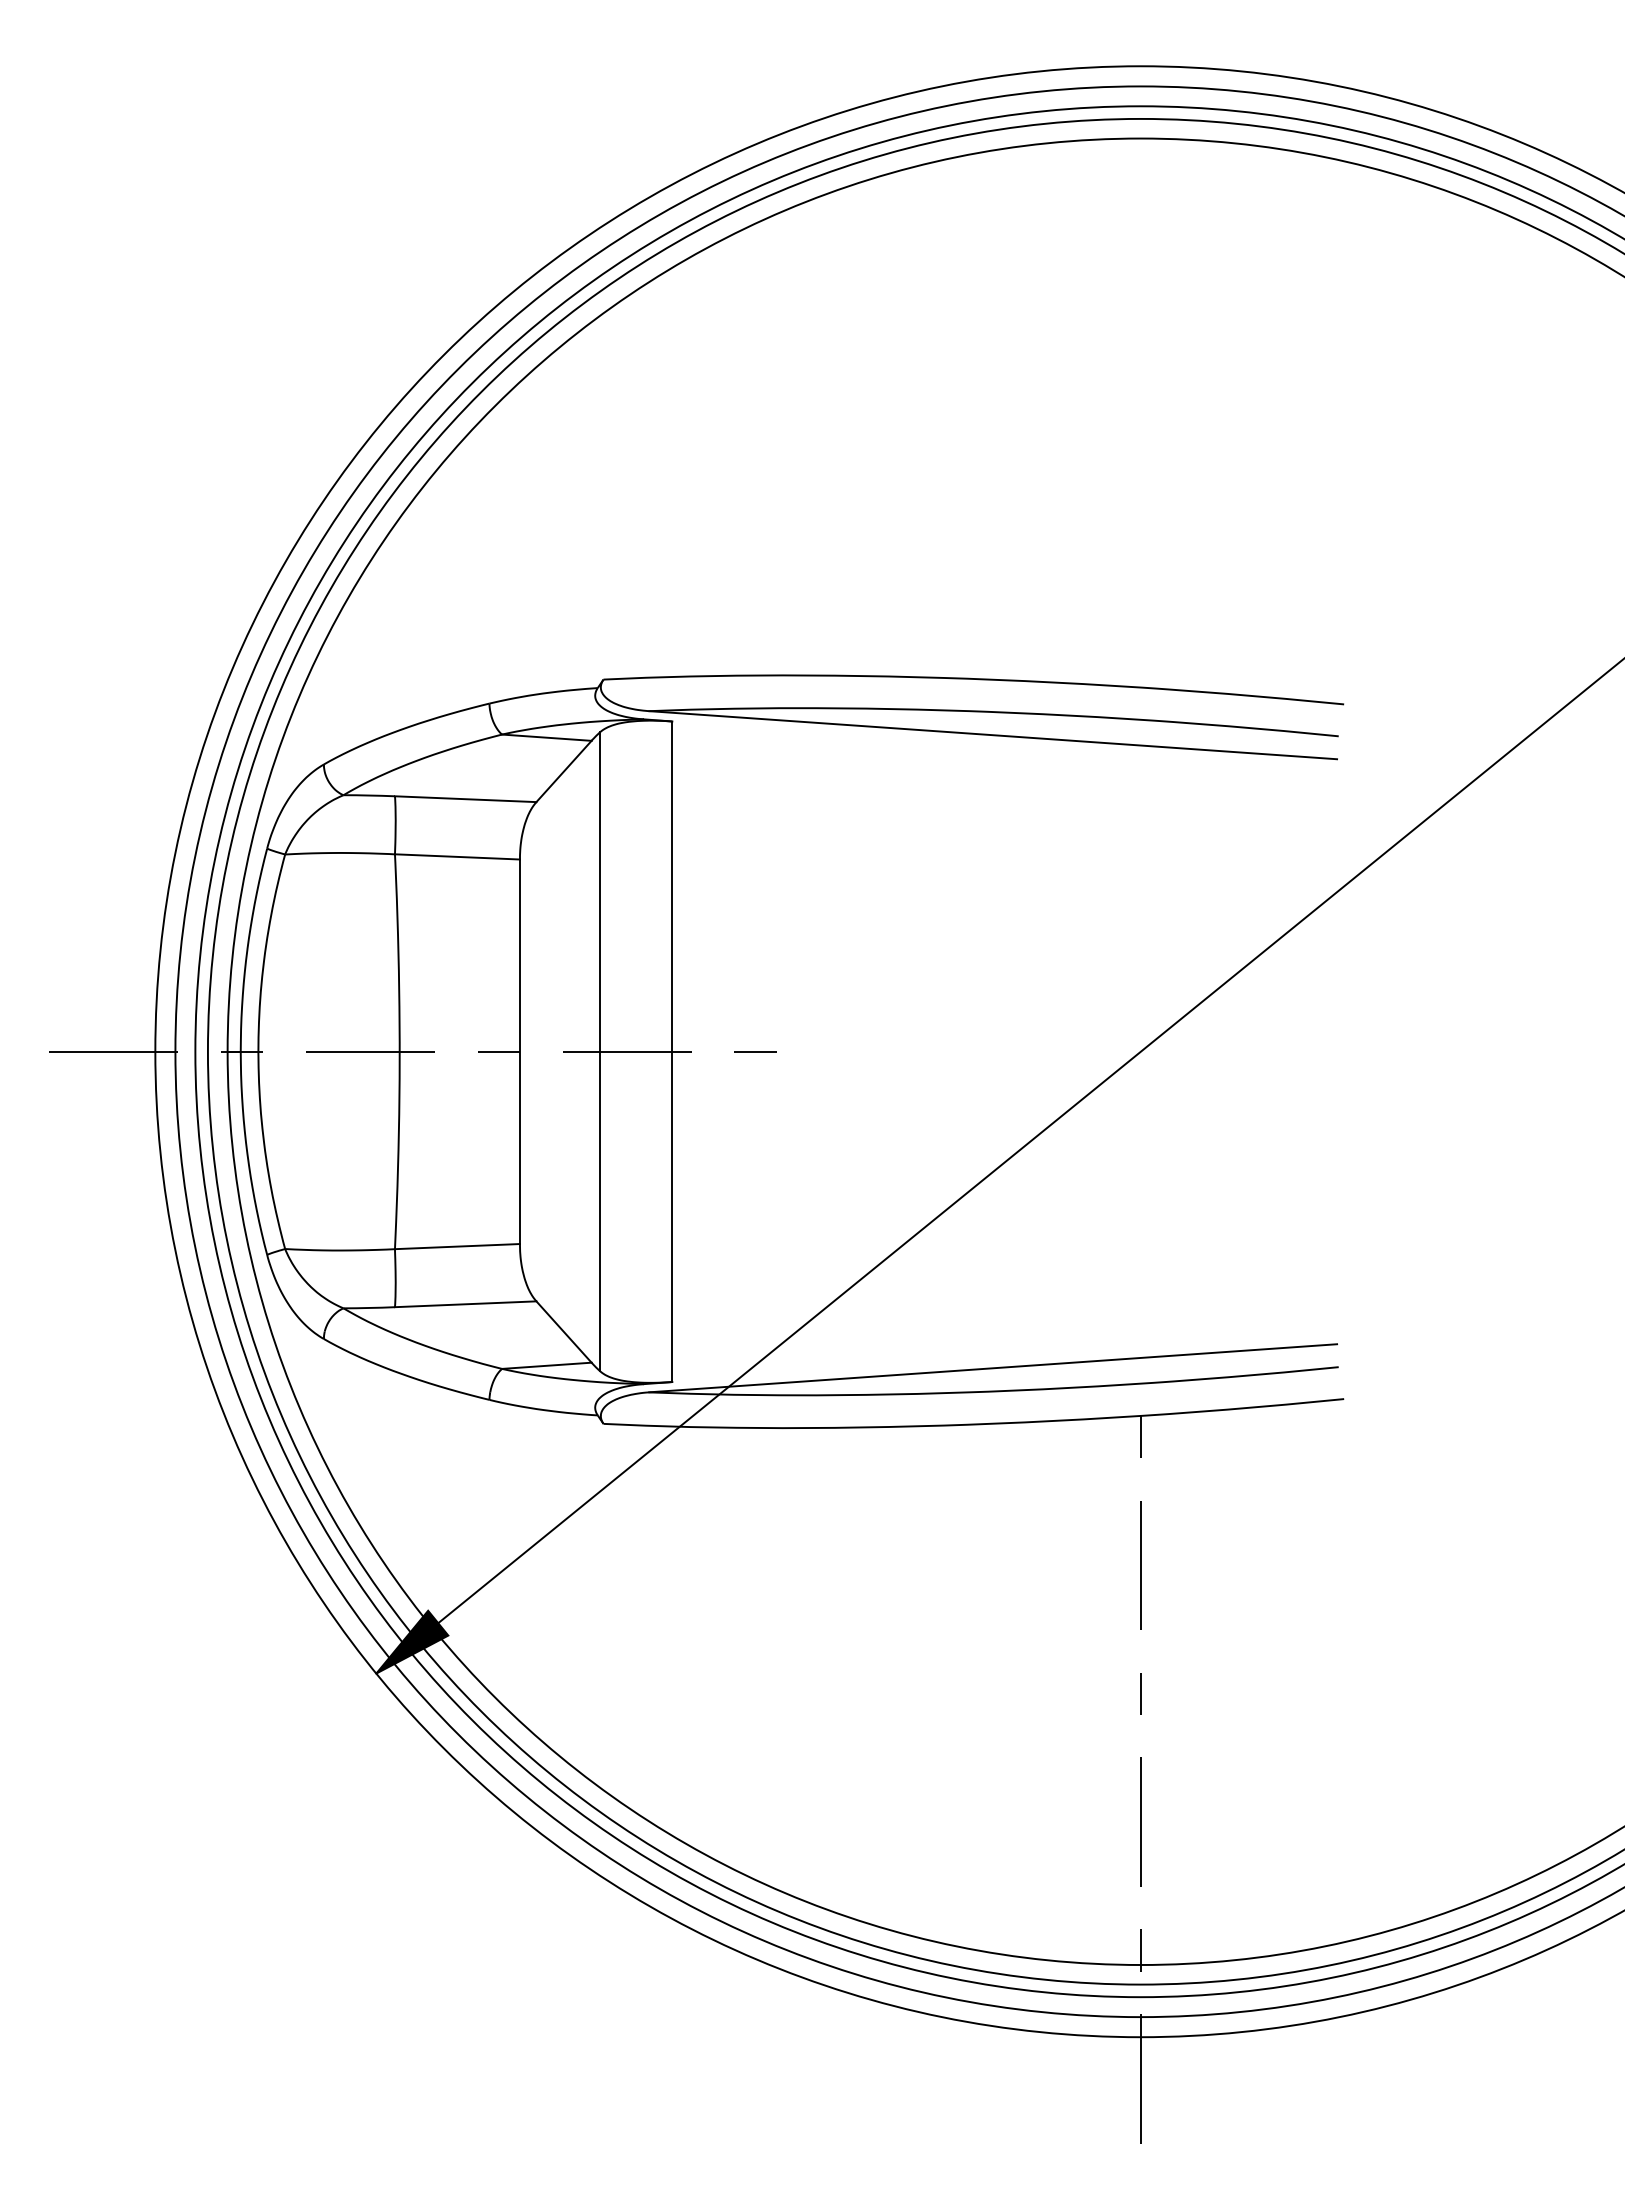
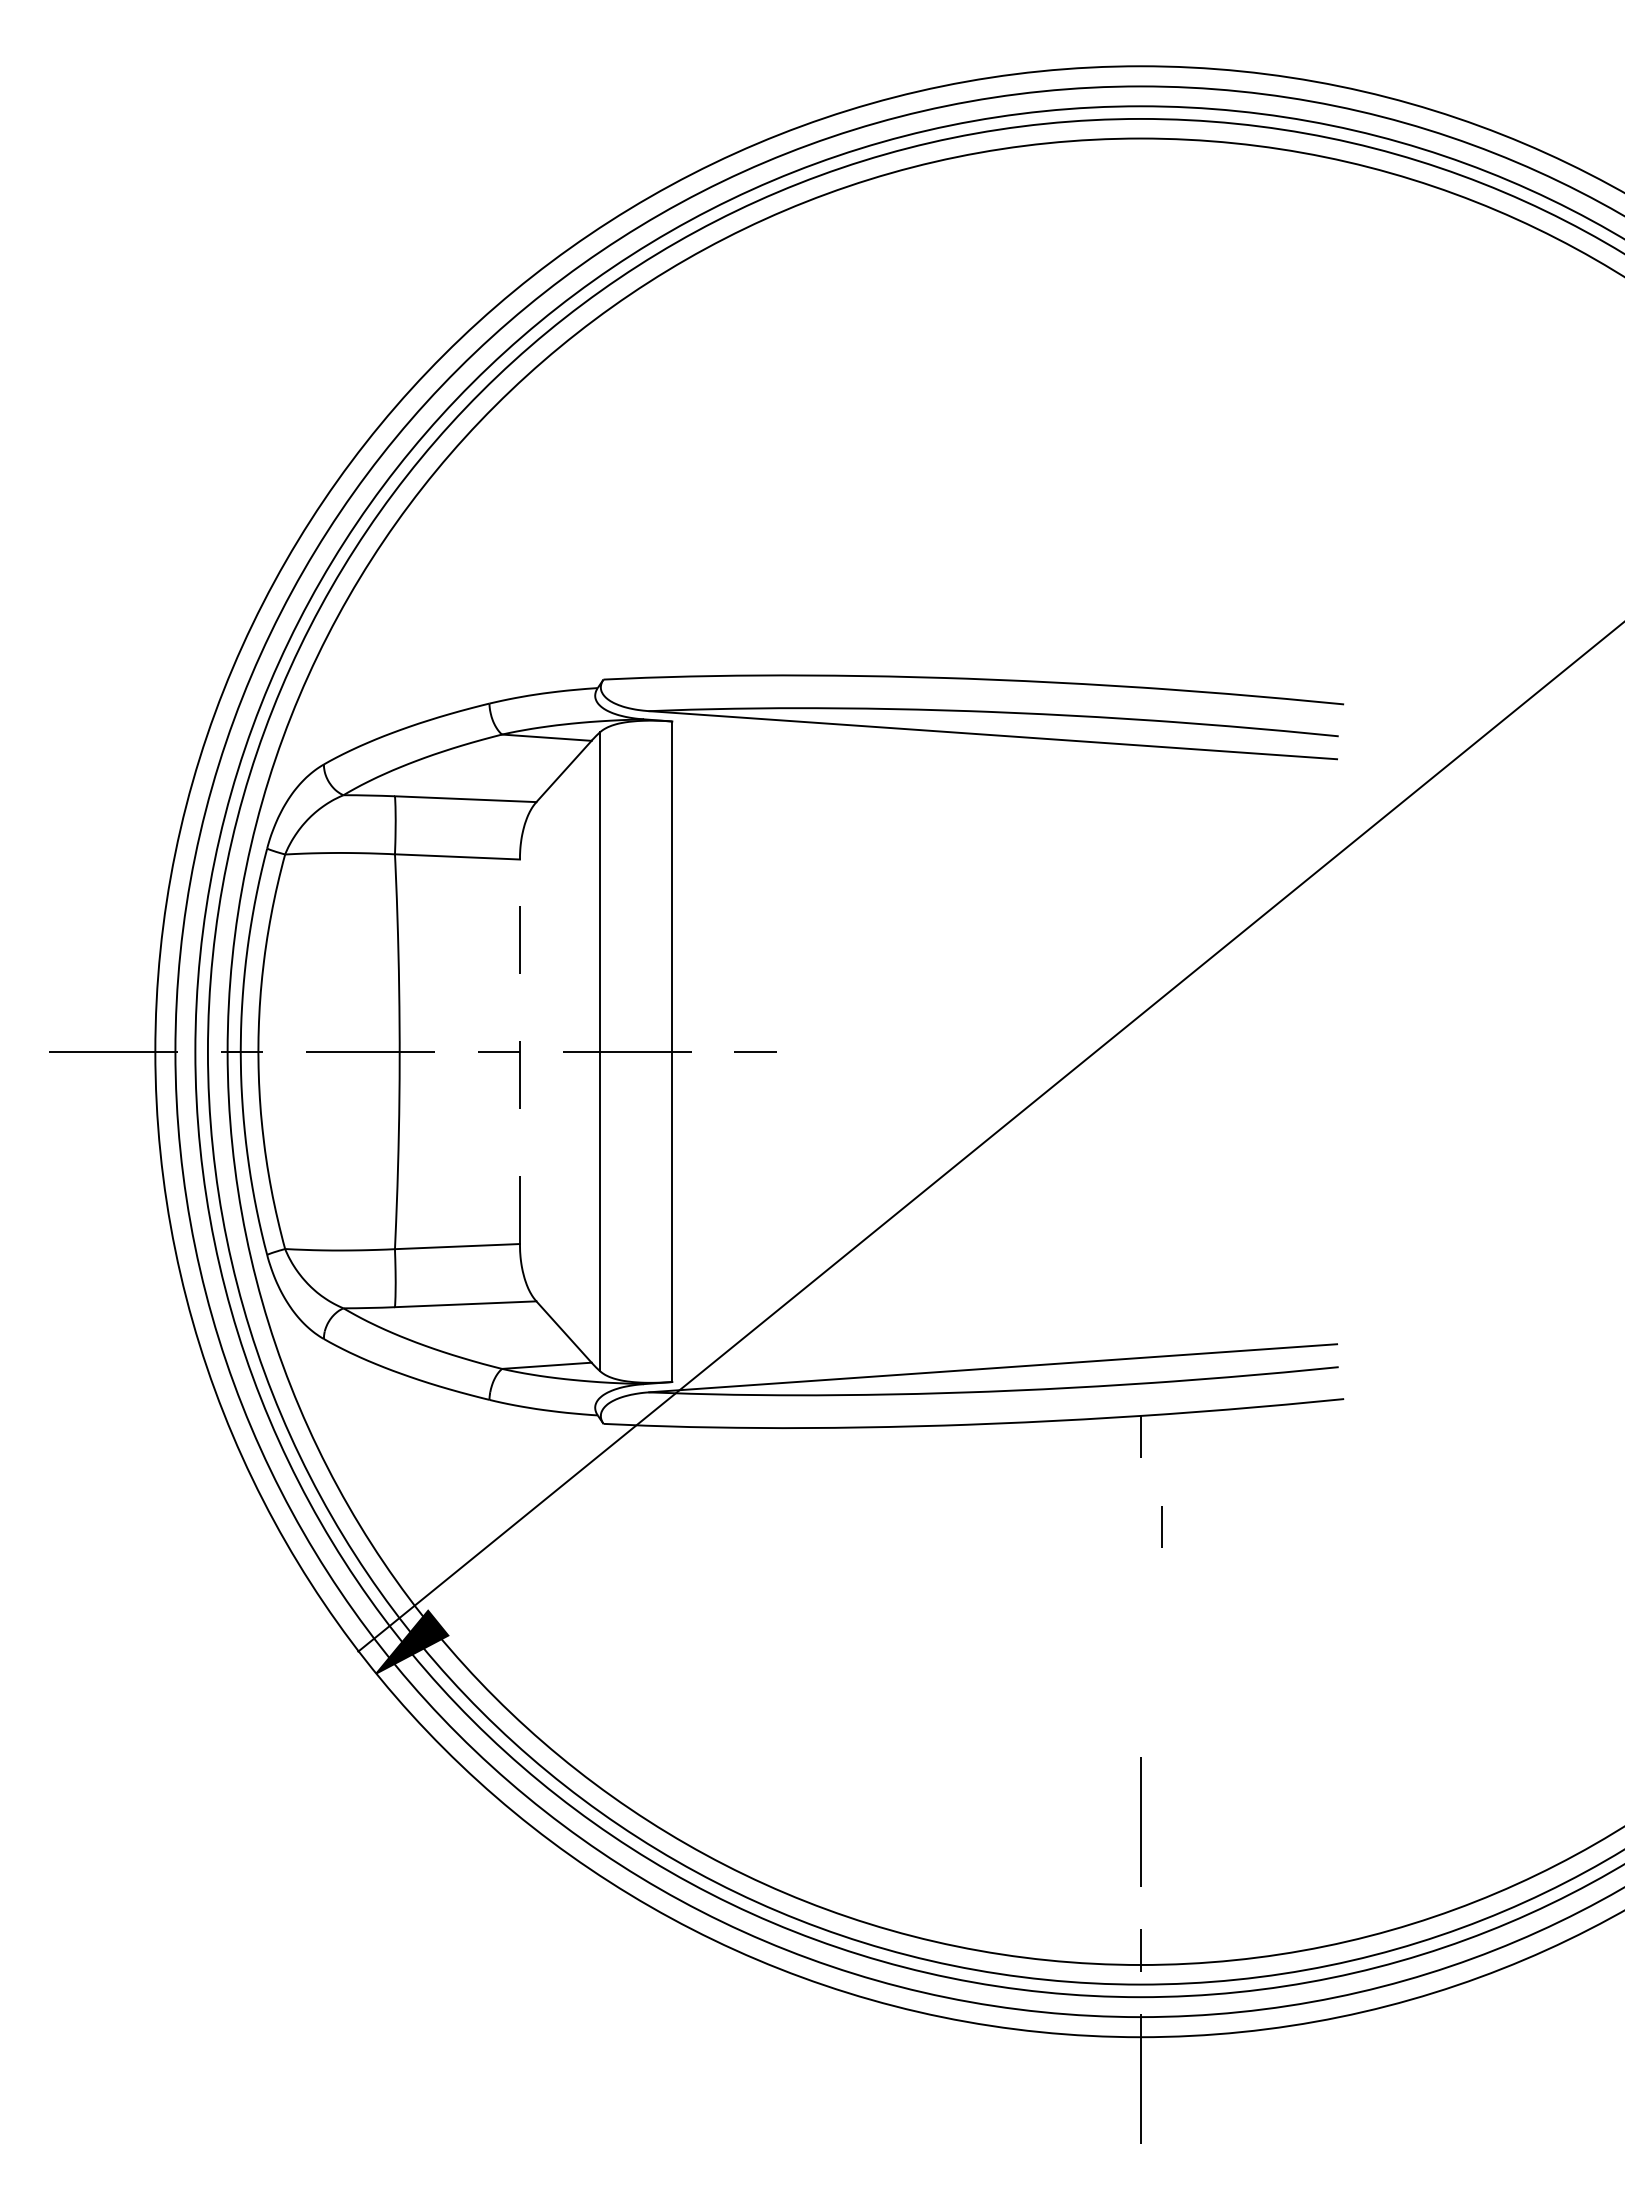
line: solid -> dashed (519, 1051)
line position: (998, 1166) -> (989, 1137) (989, 1137)
line: present -> none (1140, 1565)
line position: (1140, 1693) -> (1161, 1526) (1161, 1526)
